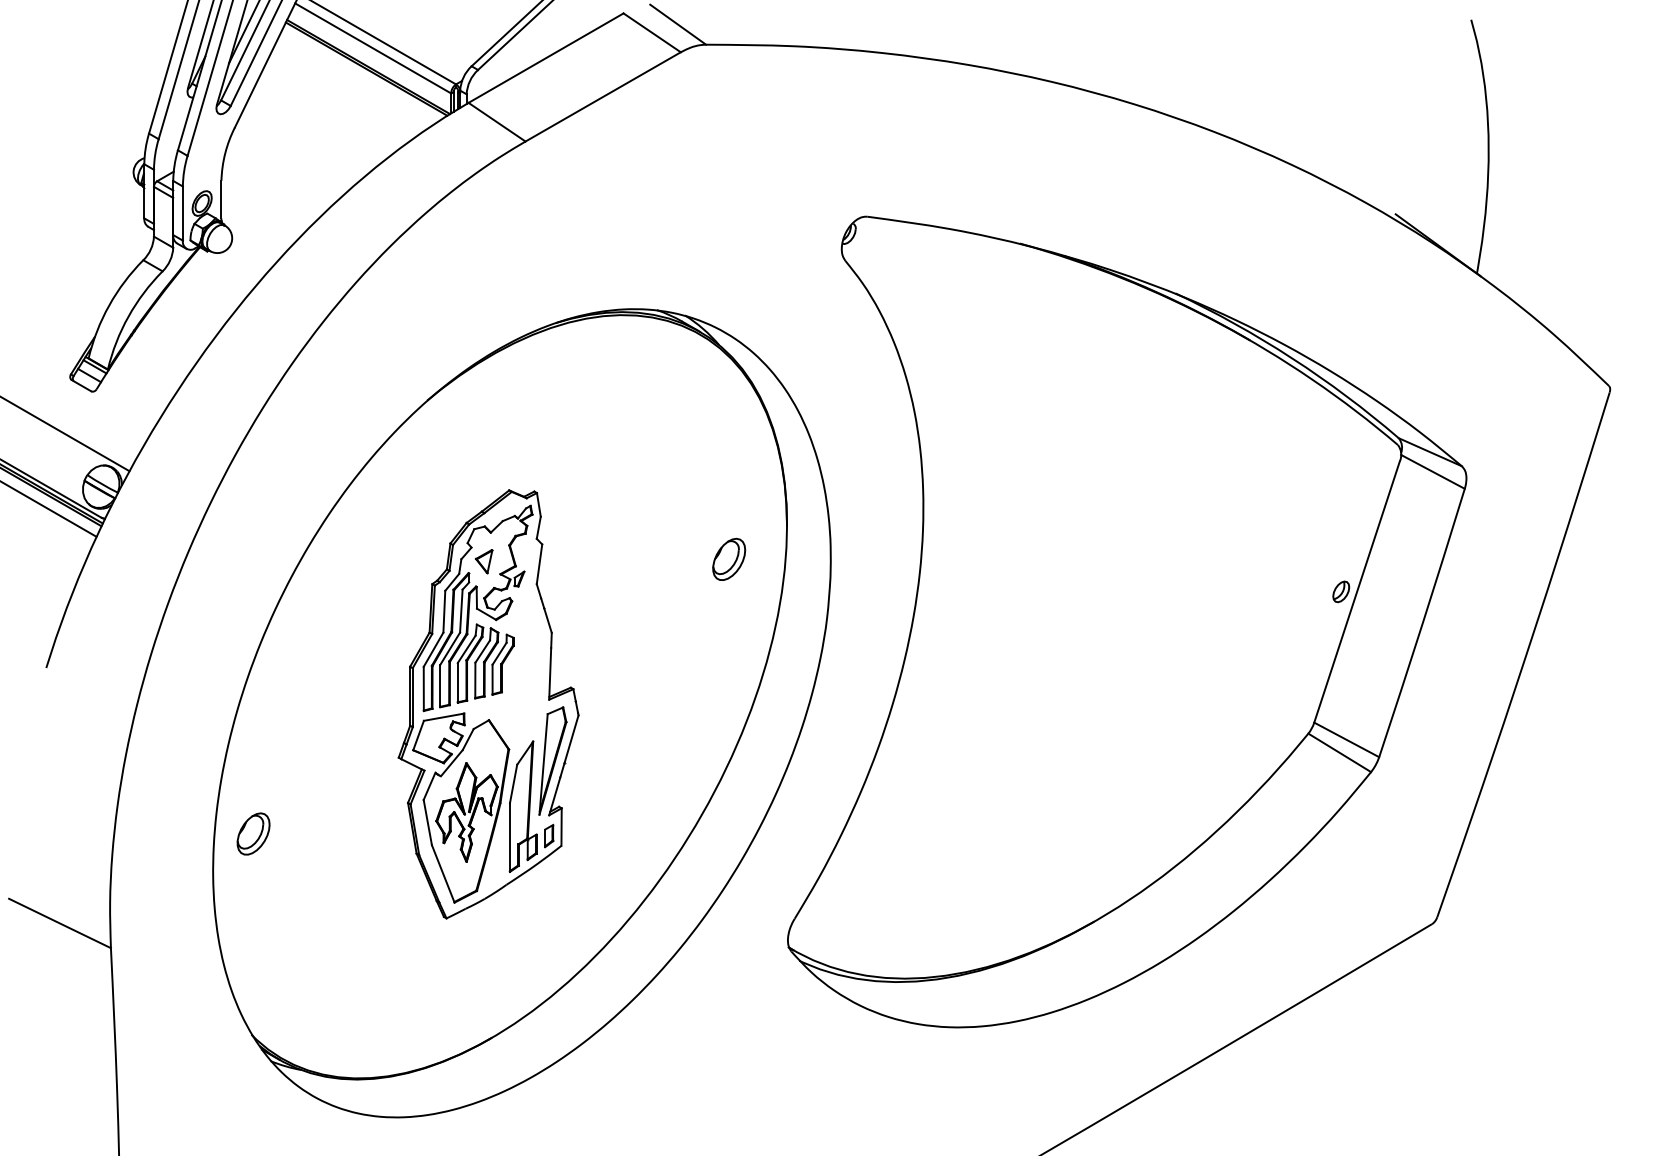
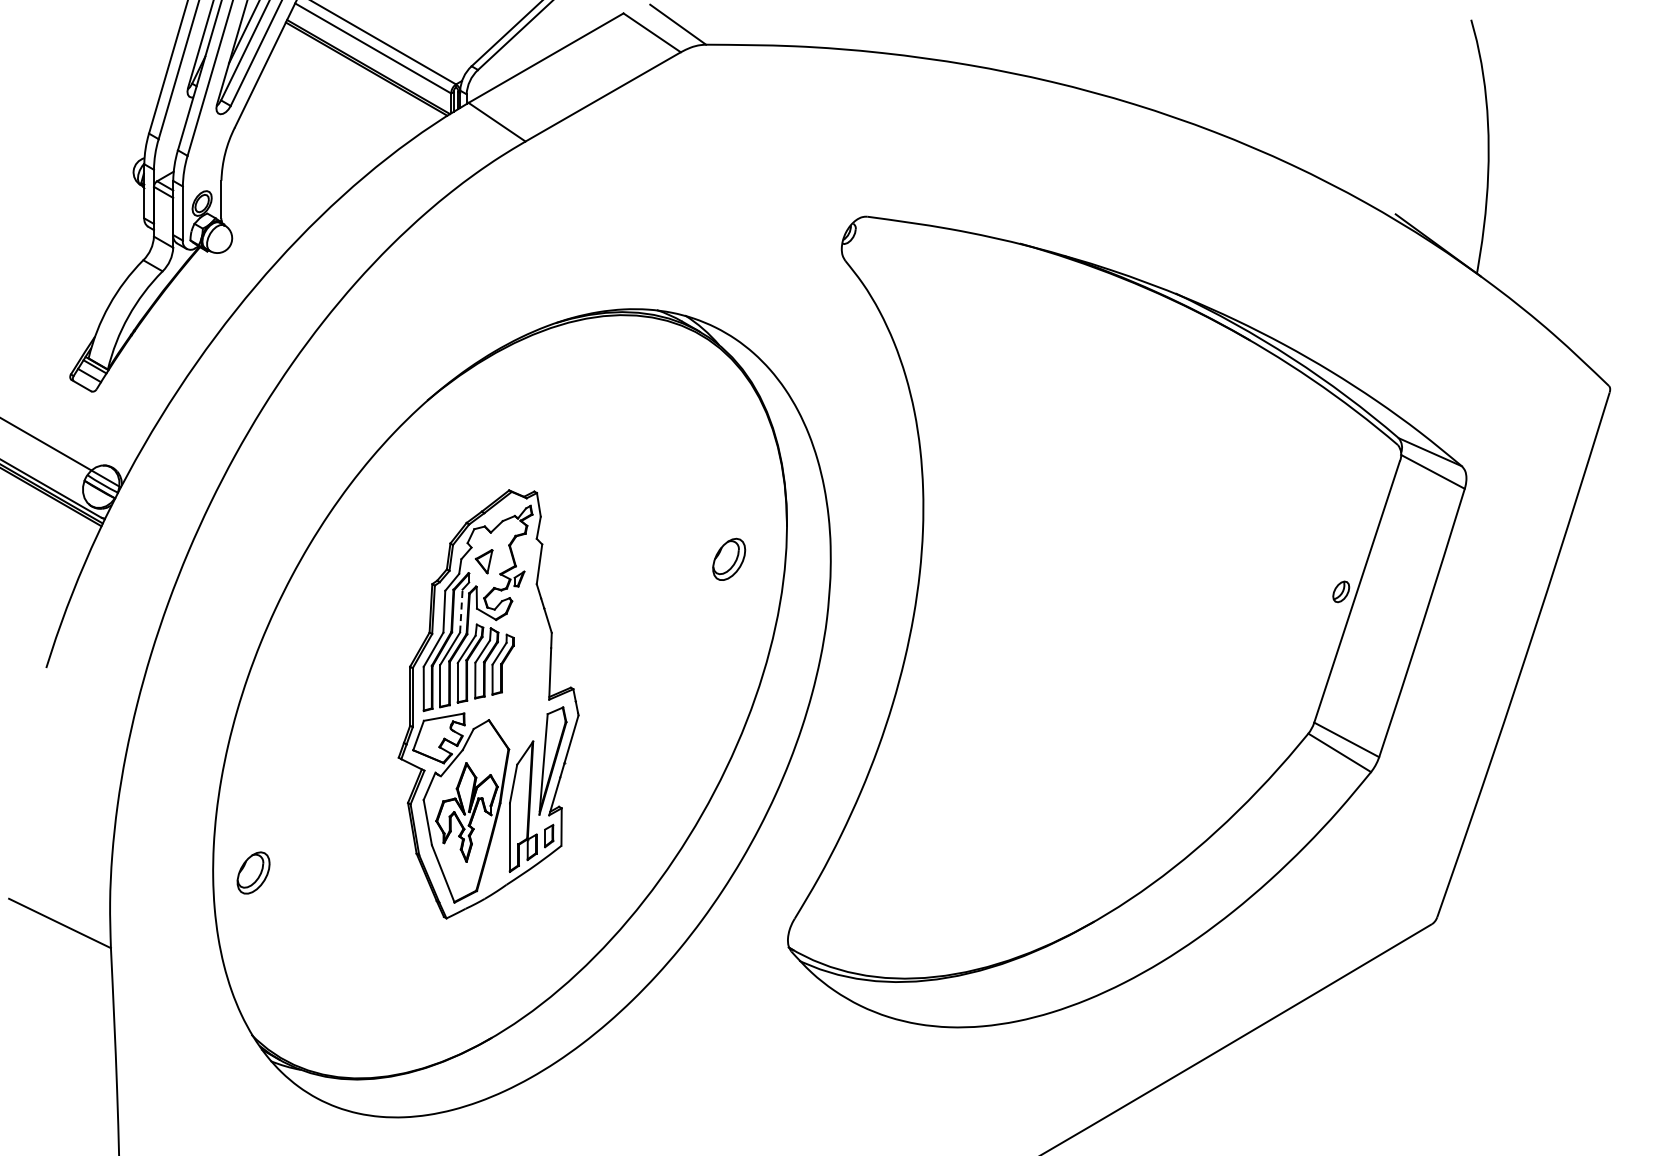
line position: (65, 434) -> (61, 453) (61, 453)
line: present -> none (49, 509)
line: solid -> dashed (461, 611)
part position: (253, 833) -> (253, 872) (253, 872)
